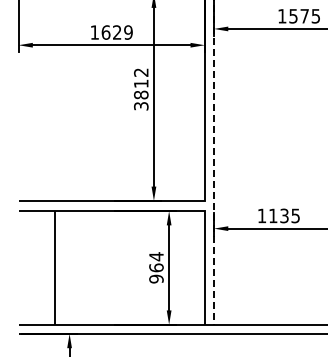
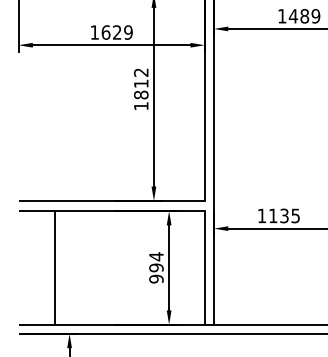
text: 1575 -> 1489 (304, 16)
text: 3812 -> 1812 (141, 106)
line: dashed -> solid (213, 163)
text: 964 -> 994 (156, 267)
